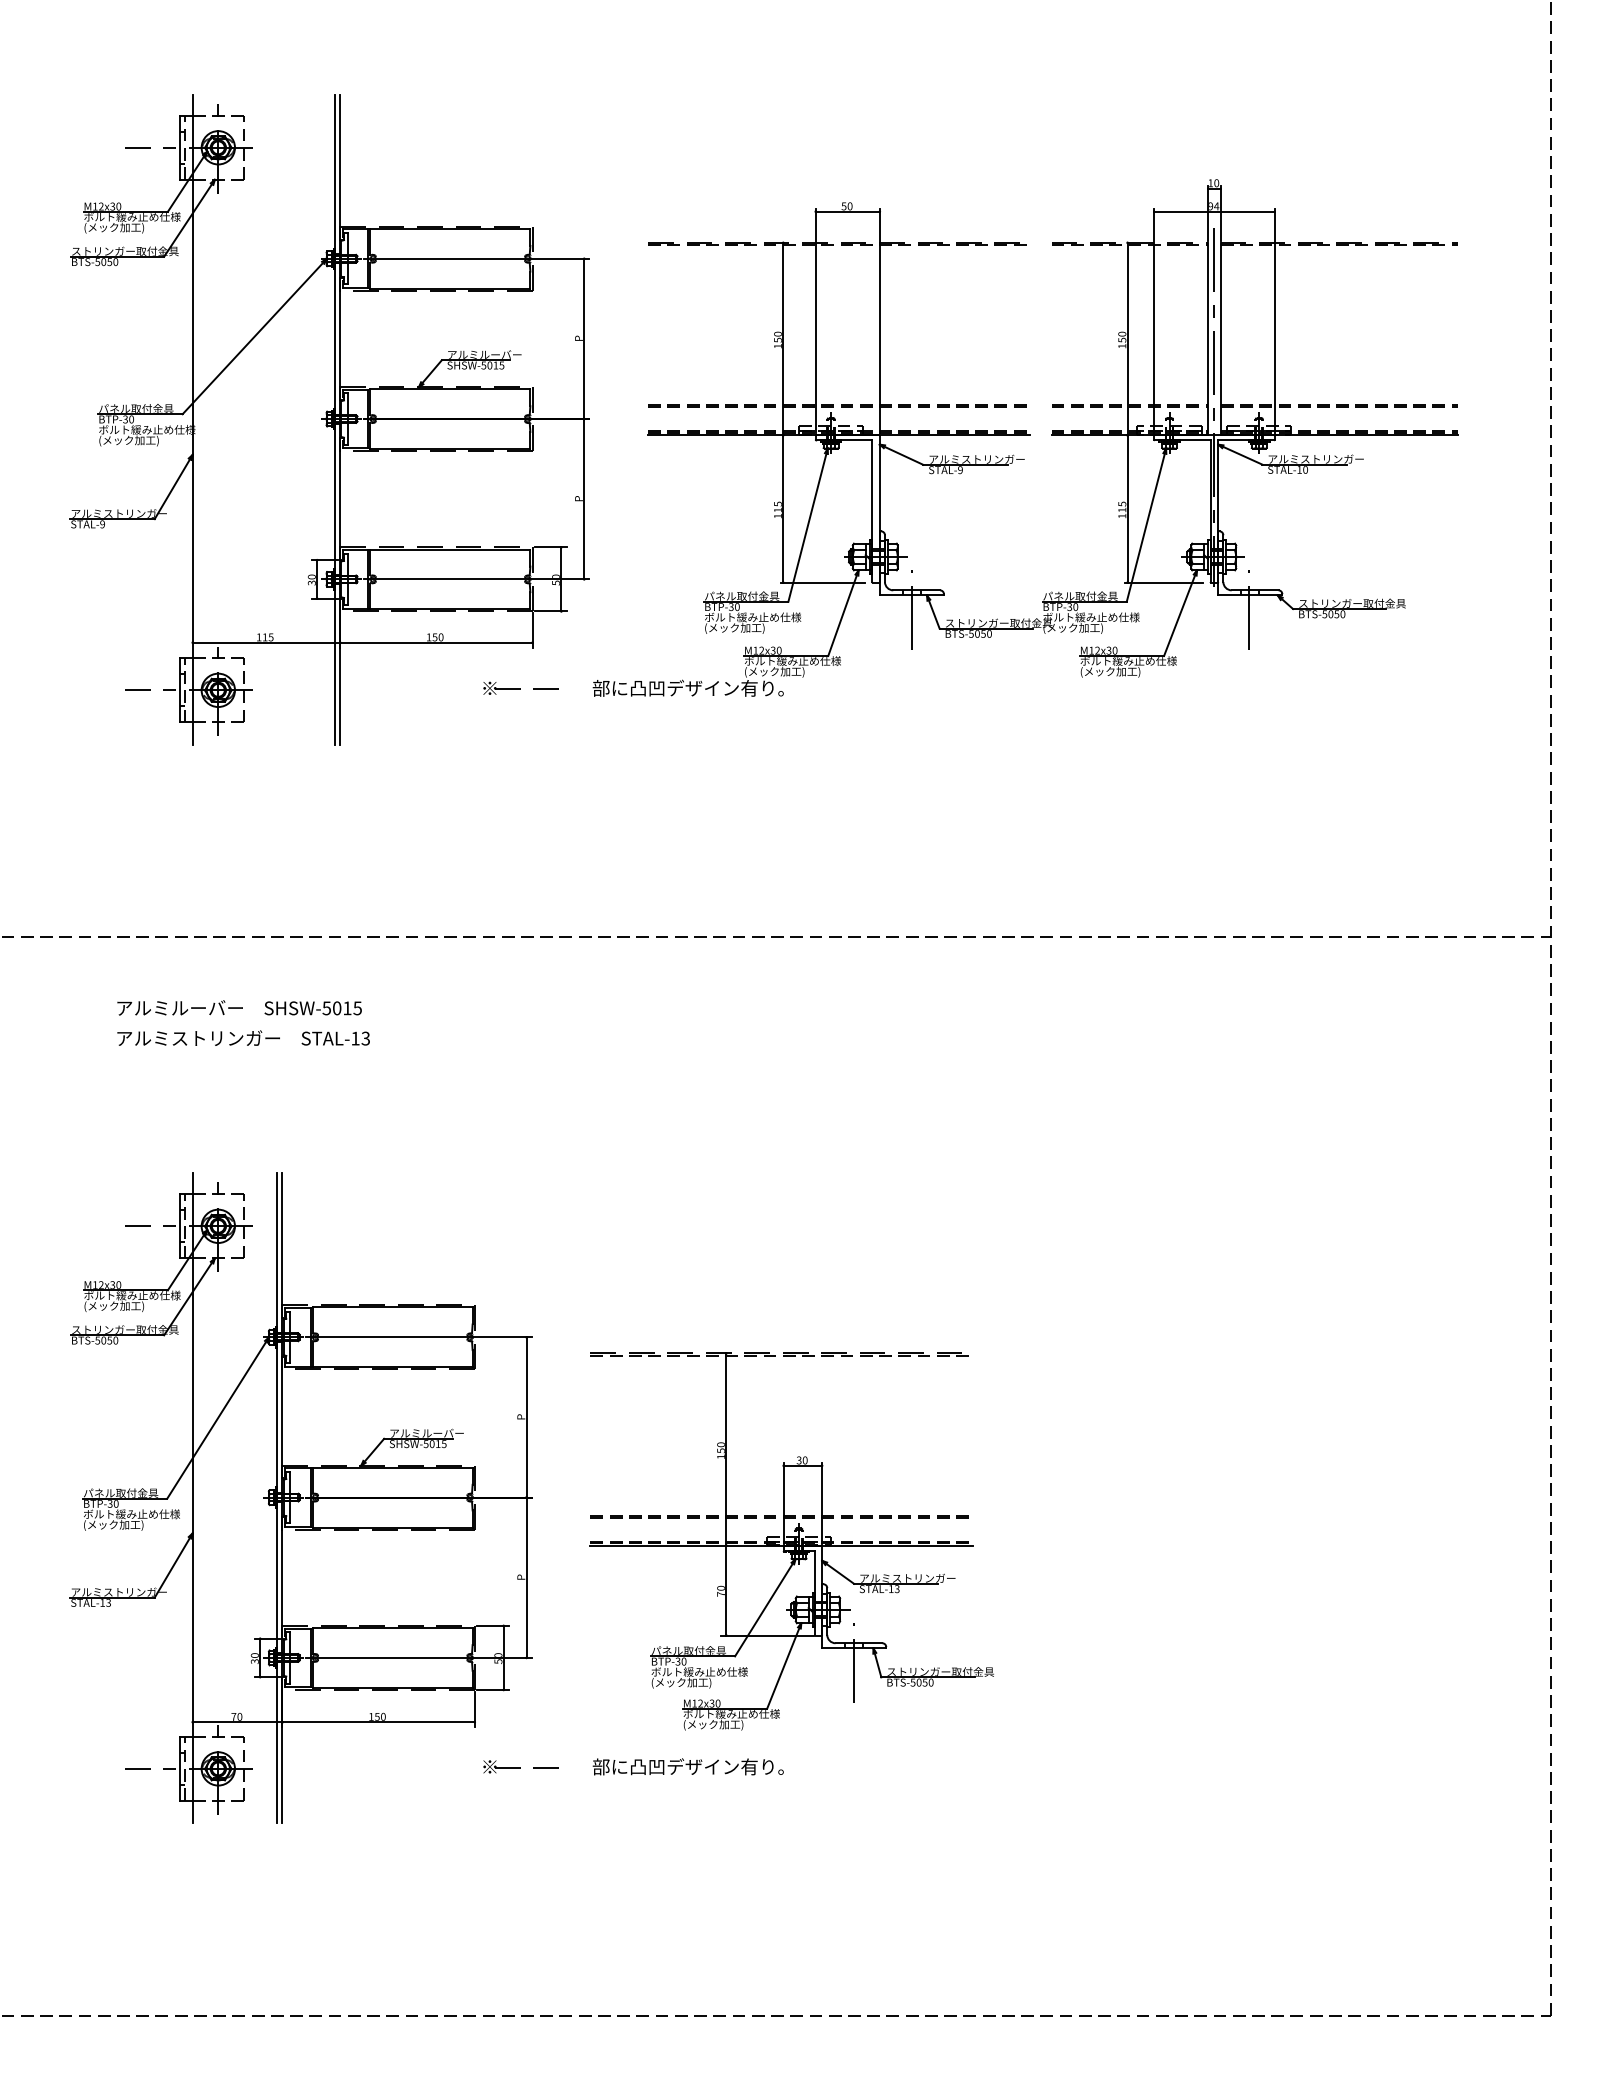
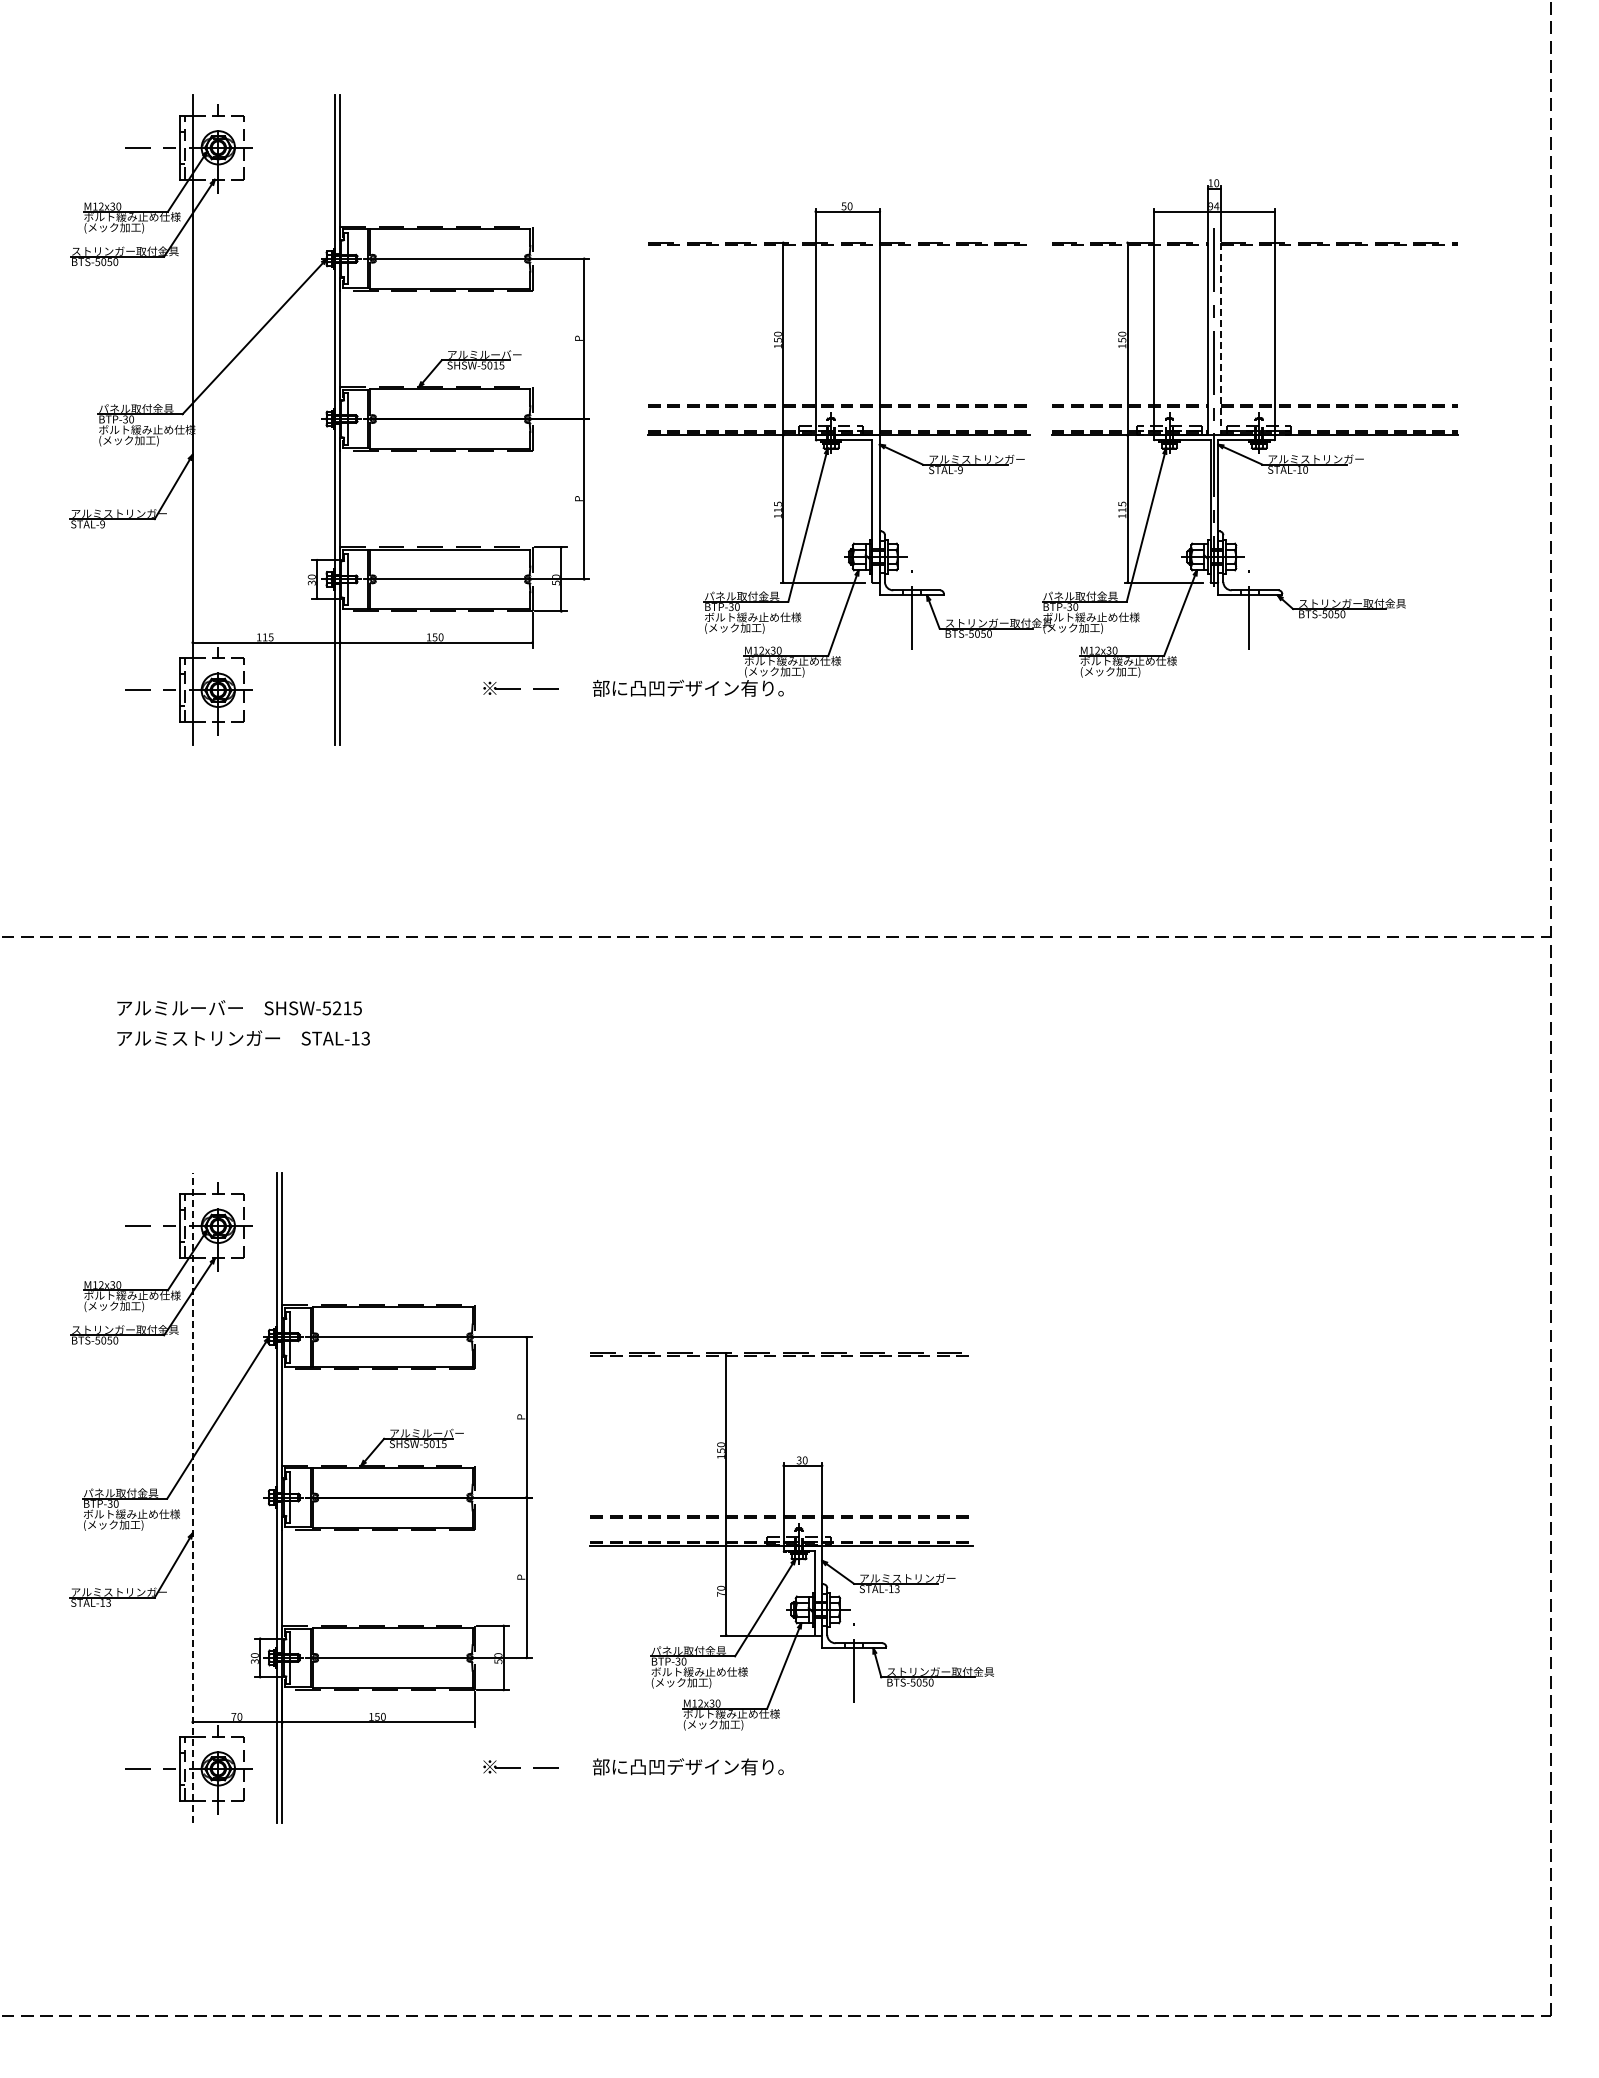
line: solid -> dashed (1220, 339)
text: SHSW-5015 -> SHSW-5215 (336, 1008)
line: solid -> dashed (192, 1497)
